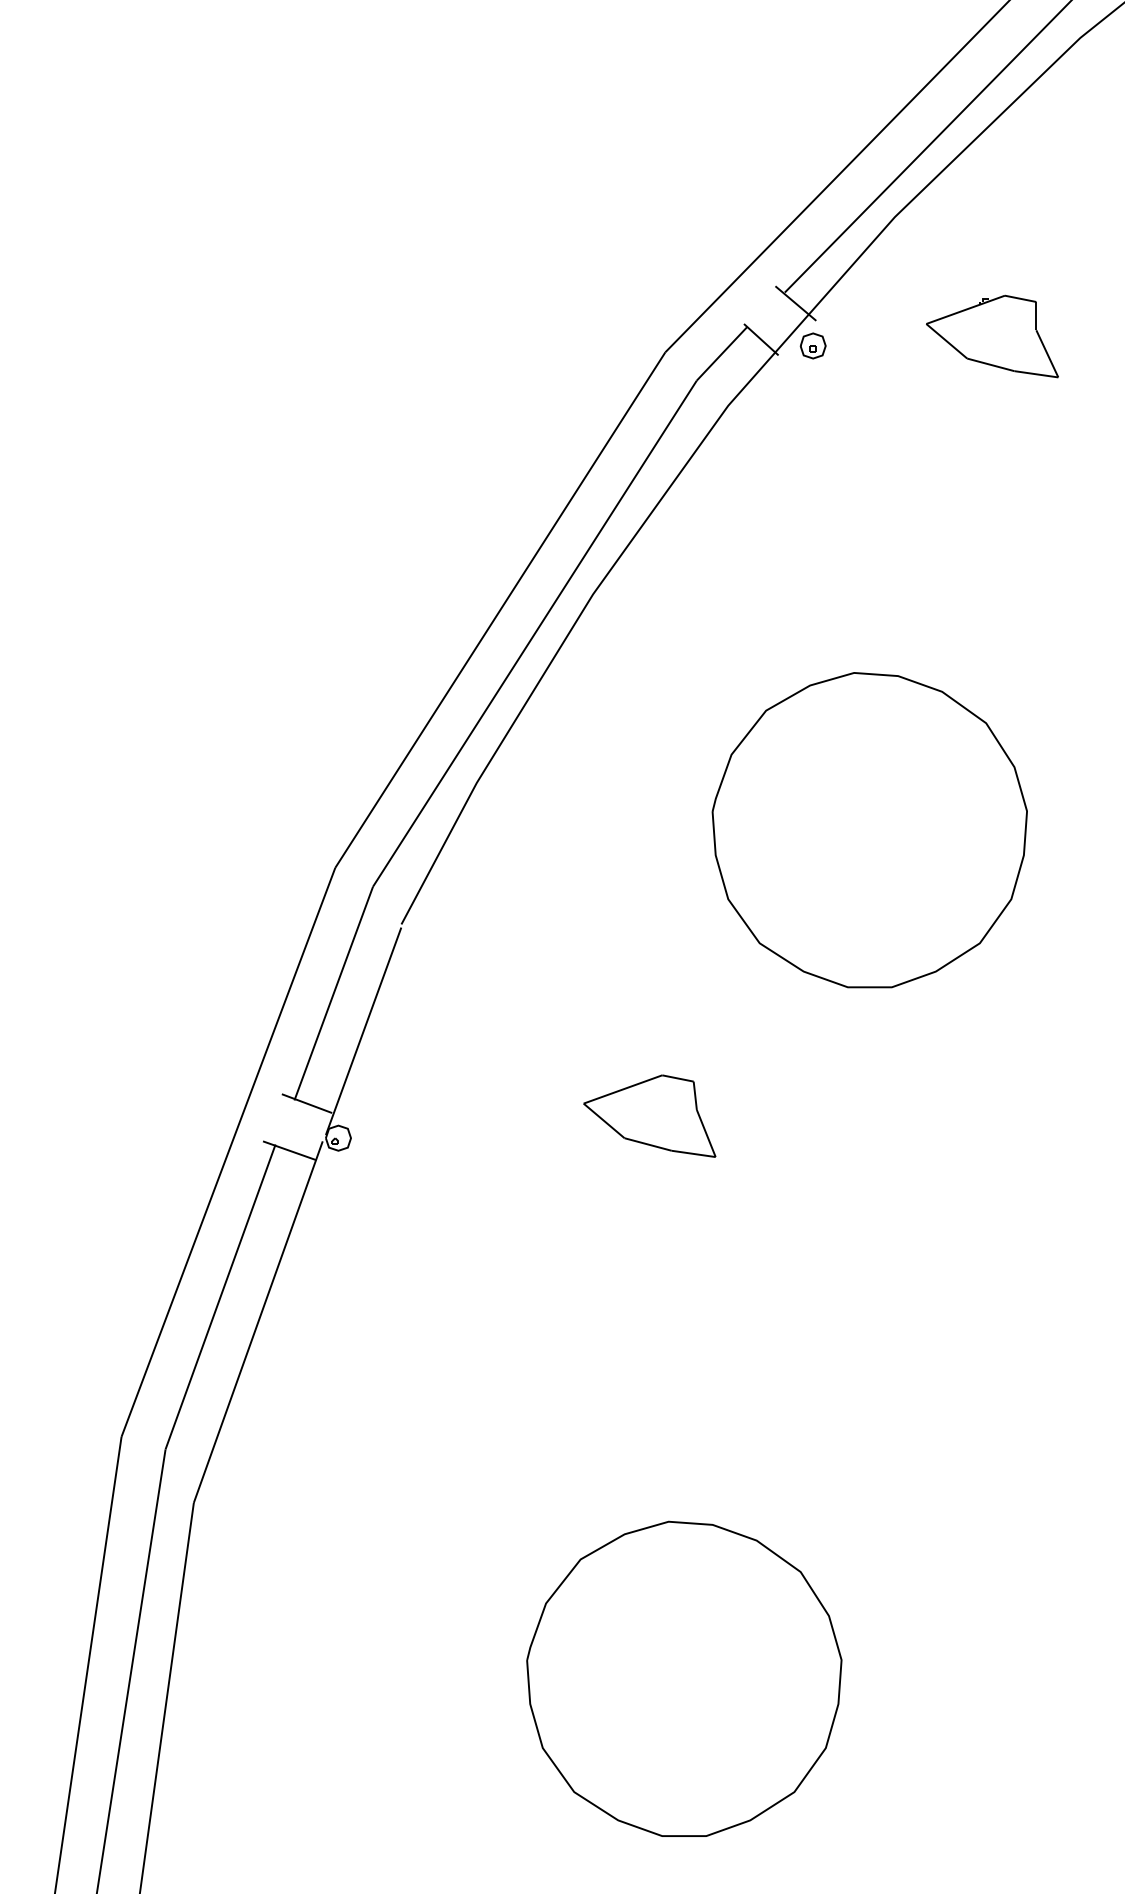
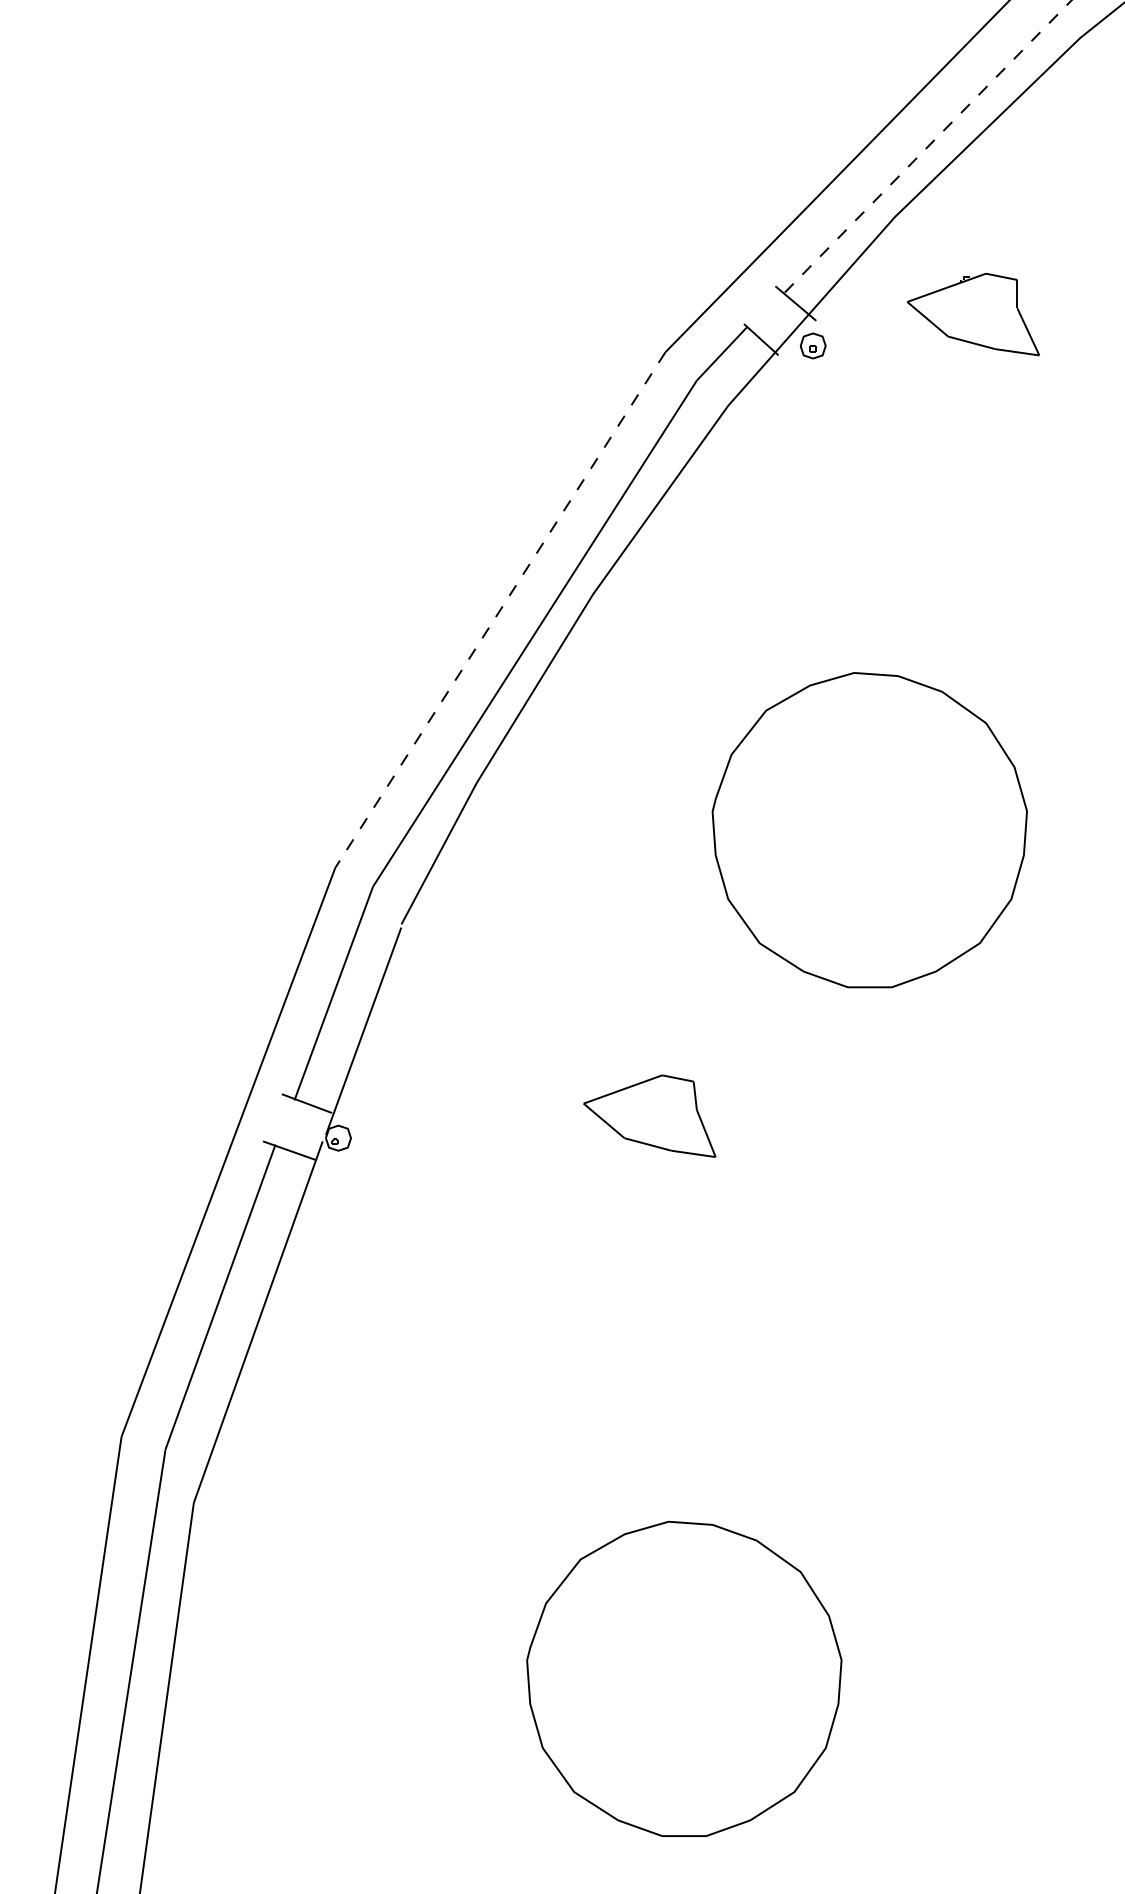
line: solid -> dashed (928, 146)
part position: (992, 336) -> (973, 314) (973, 314)
line: solid -> dashed (500, 610)
